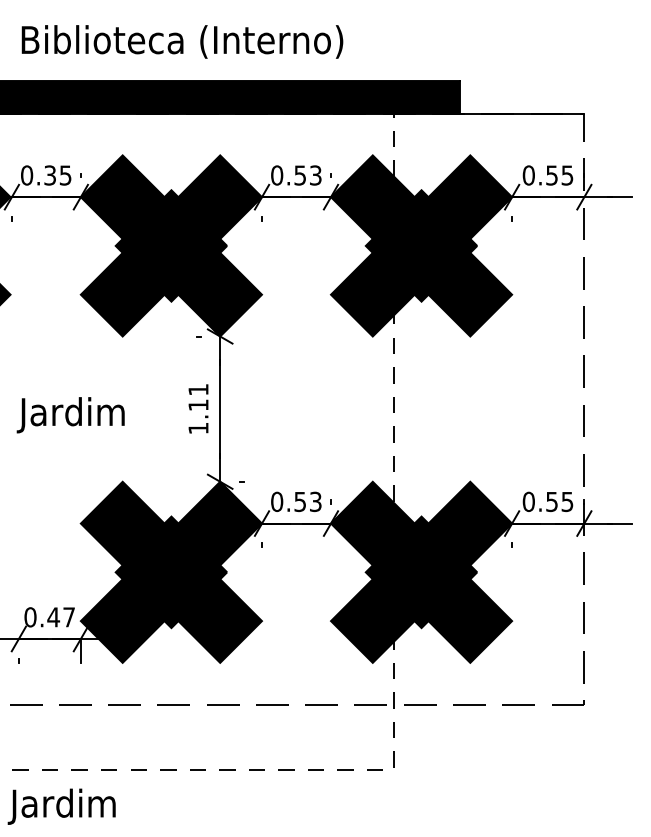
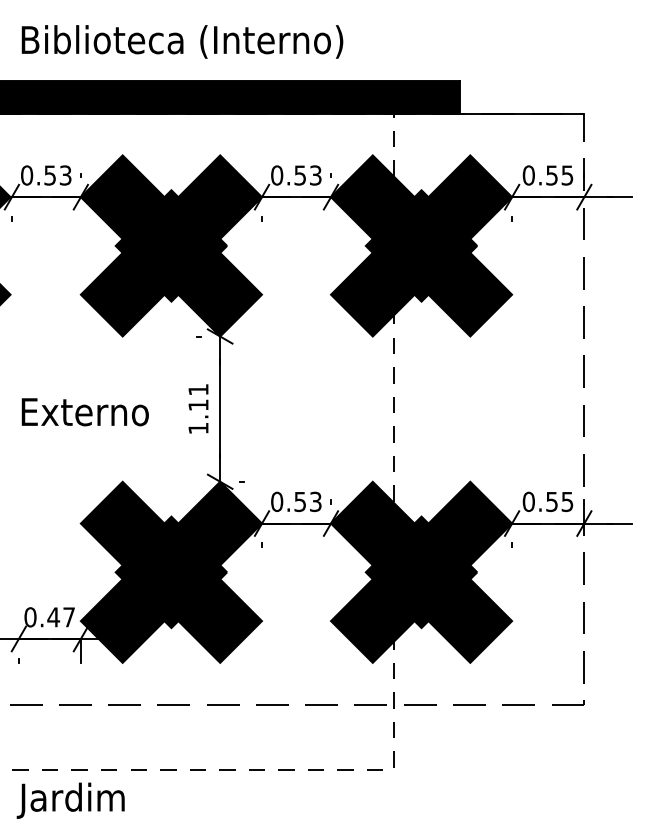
text: 0.35 -> 0.53 (58, 174)
text: Jardim -> Externo (82, 415)
text position: (61, 806) -> (70, 800) (70, 800)
